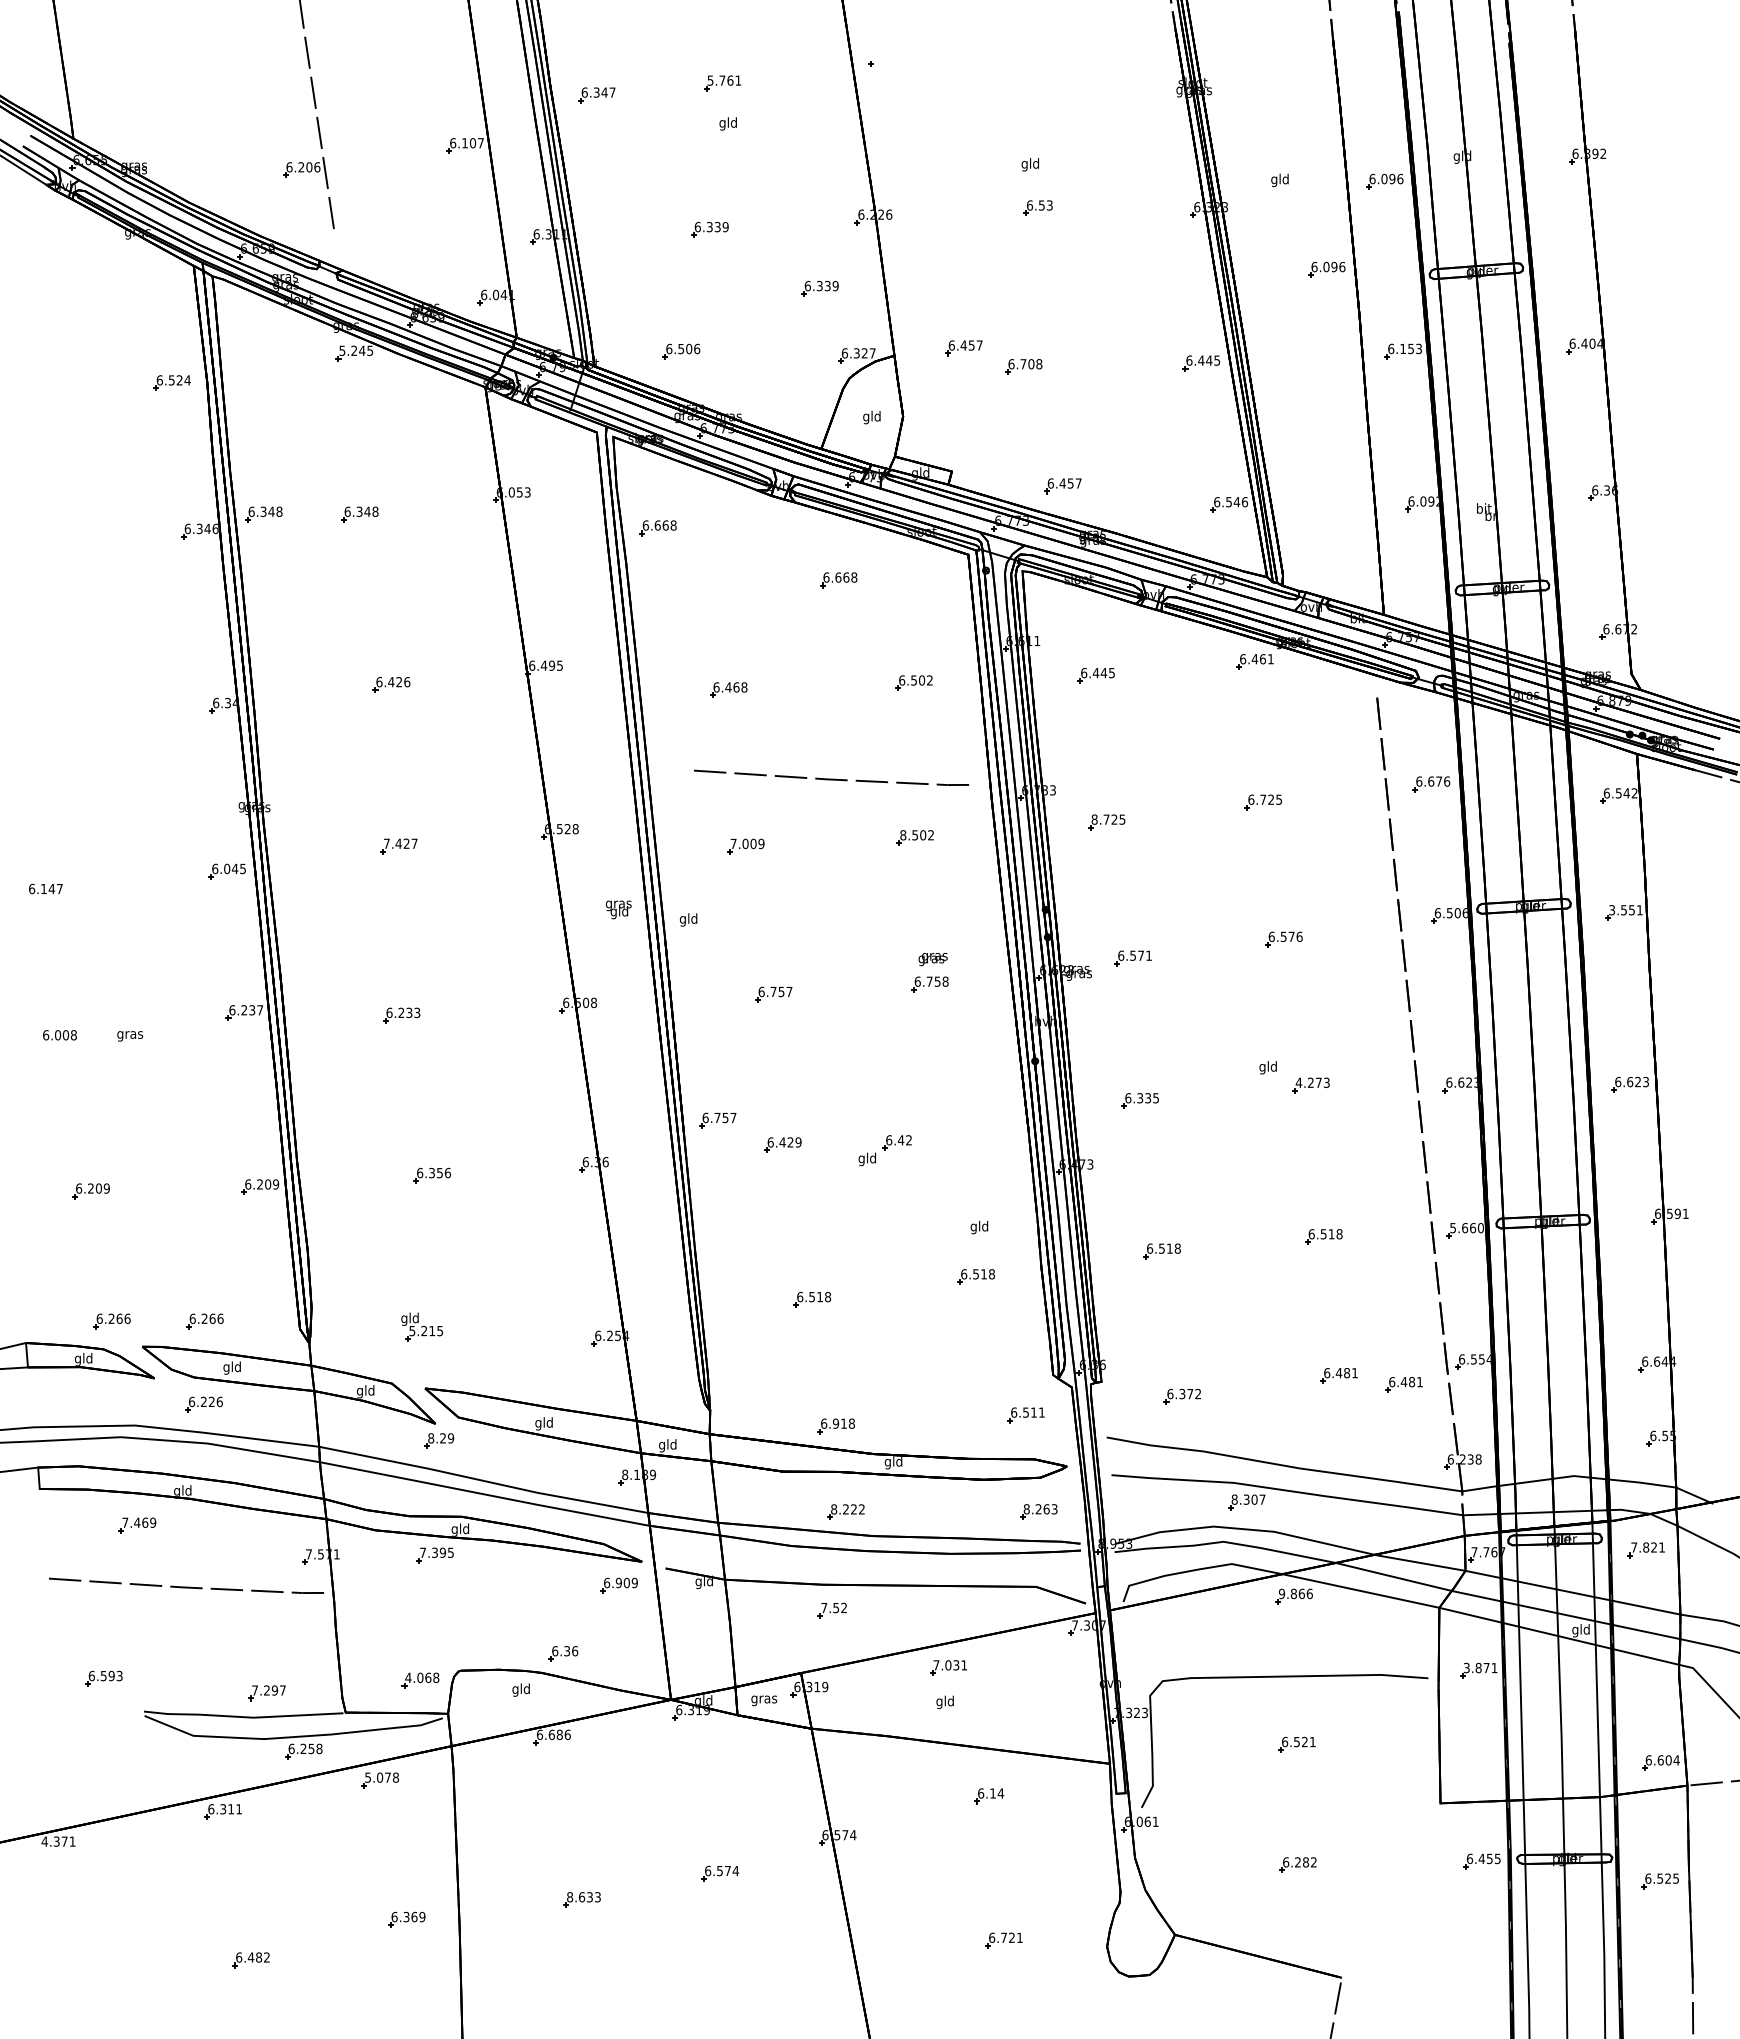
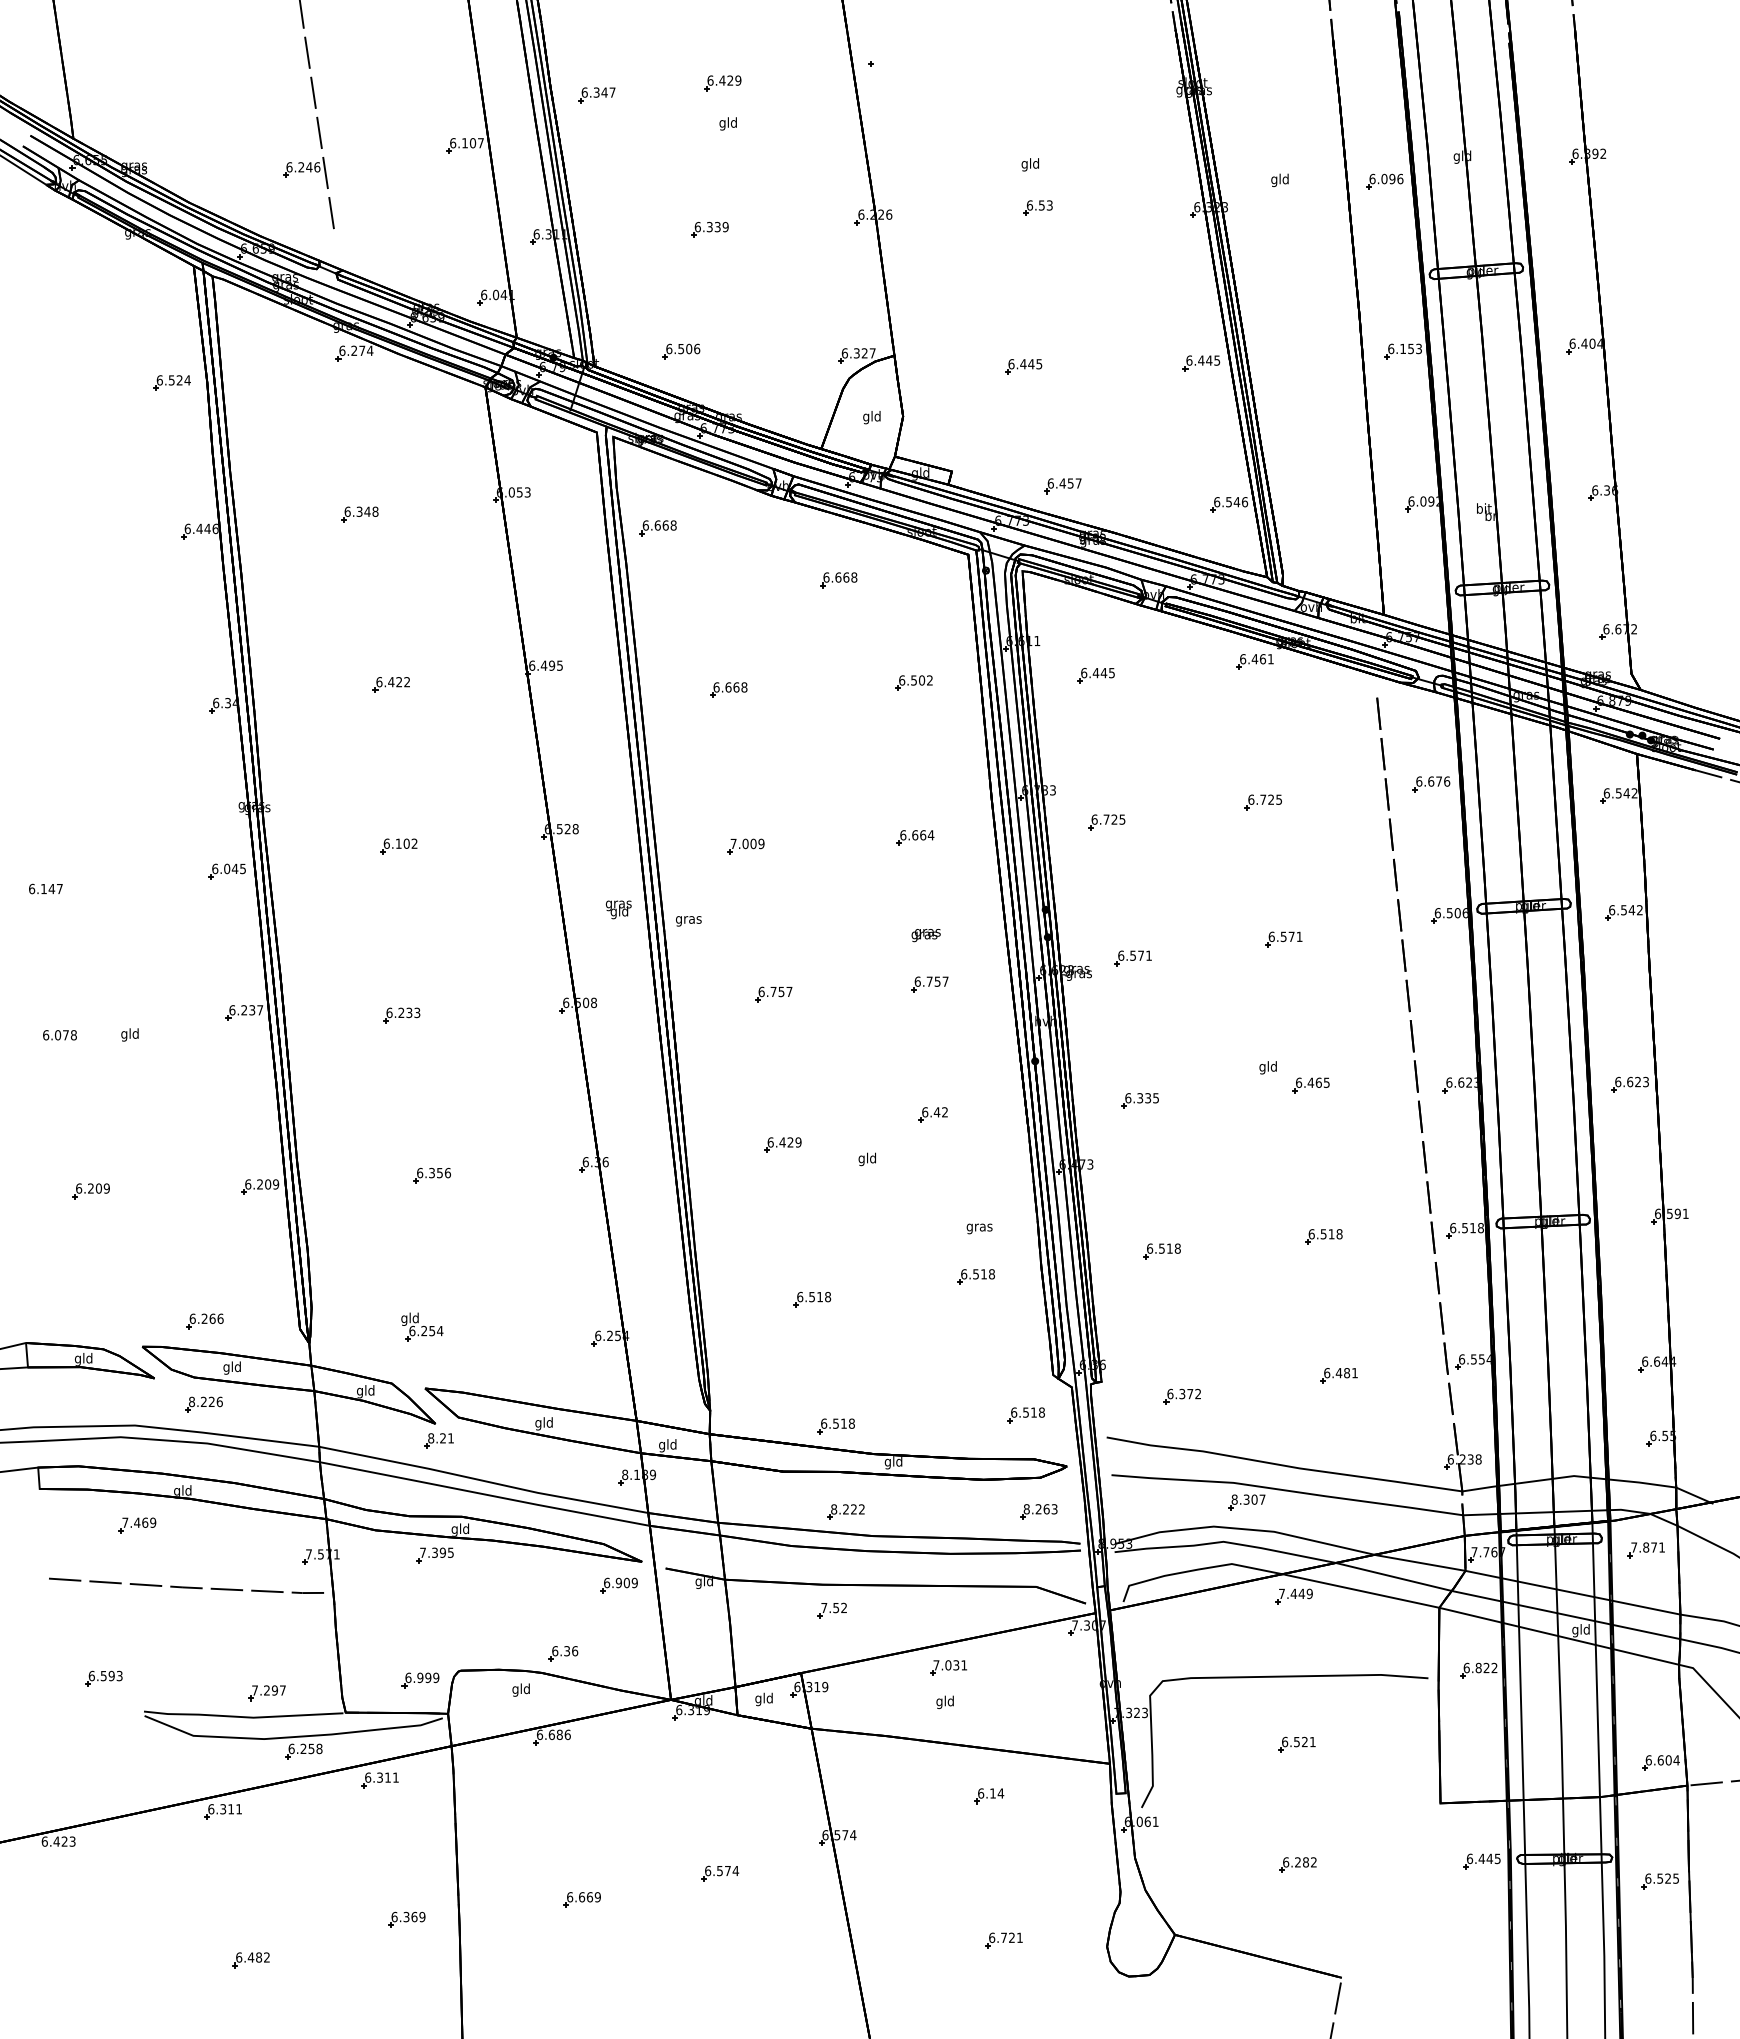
text: 5.761 -> 6.429 (724, 80)
text: 6.206 -> 6.246 (309, 167)
part: present -> none (1326, 269)
part: present -> none (819, 288)
part: present -> none (963, 348)
text: 5.245 -> 6.274 (356, 350)
text: 6.708 -> 6.445 (1031, 364)
part: present -> none (263, 514)
text: 6.346 -> 6.446 (199, 528)
text: 6.426 -> 6.422 (407, 682)
text: 6.468 -> 6.668 (728, 687)
line: present -> none (831, 778)
text: 8.725 -> 6.725 (1094, 819)
text: 8.502 -> 6.664 (917, 835)
text: 7.427 -> 6.102 (400, 843)
text: 3.551 -> 6.542 (1625, 910)
text: gld -> gras (688, 919)
text: 6.576 -> 6.571 (1299, 936)
text position: (932, 959) -> (925, 935) (925, 935)
text: 6.758 -> 6.757 (945, 981)
text: gras -> gld (130, 1034)
text: 6.008 -> 6.078 (65, 1035)
text: 4.273 -> 6.465 (1312, 1082)
part: present -> none (717, 1120)
part position: (896, 1142) -> (932, 1114) (932, 1114)
text: gld -> gras (979, 1227)
text: 5.660 -> 6.518 (1467, 1227)
part: present -> none (111, 1321)
text: 5.215 -> 6.254 (426, 1330)
part: present -> none (1403, 1384)
text: 6.226 -> 8.226 (192, 1401)
text: 6.511 -> 6.518 (1041, 1412)
text: 6.918 -> 6.518 (836, 1423)
text: 8.29 -> 8.21 (451, 1438)
text: 7.821 -> 7.871 (1653, 1547)
text: 9.866 -> 7.449 (1295, 1593)
text: 3.871 -> 6.822 (1480, 1667)
text: 4.068 -> 6.999 (422, 1677)
text: gras -> gld (764, 1699)
text: 5.078 -> 6.311 (381, 1777)
text: 4.371 -> 6.423 (58, 1841)
text: 6.455 -> 6.445 (1489, 1858)
text: 8.633 -> 6.669 (583, 1897)
